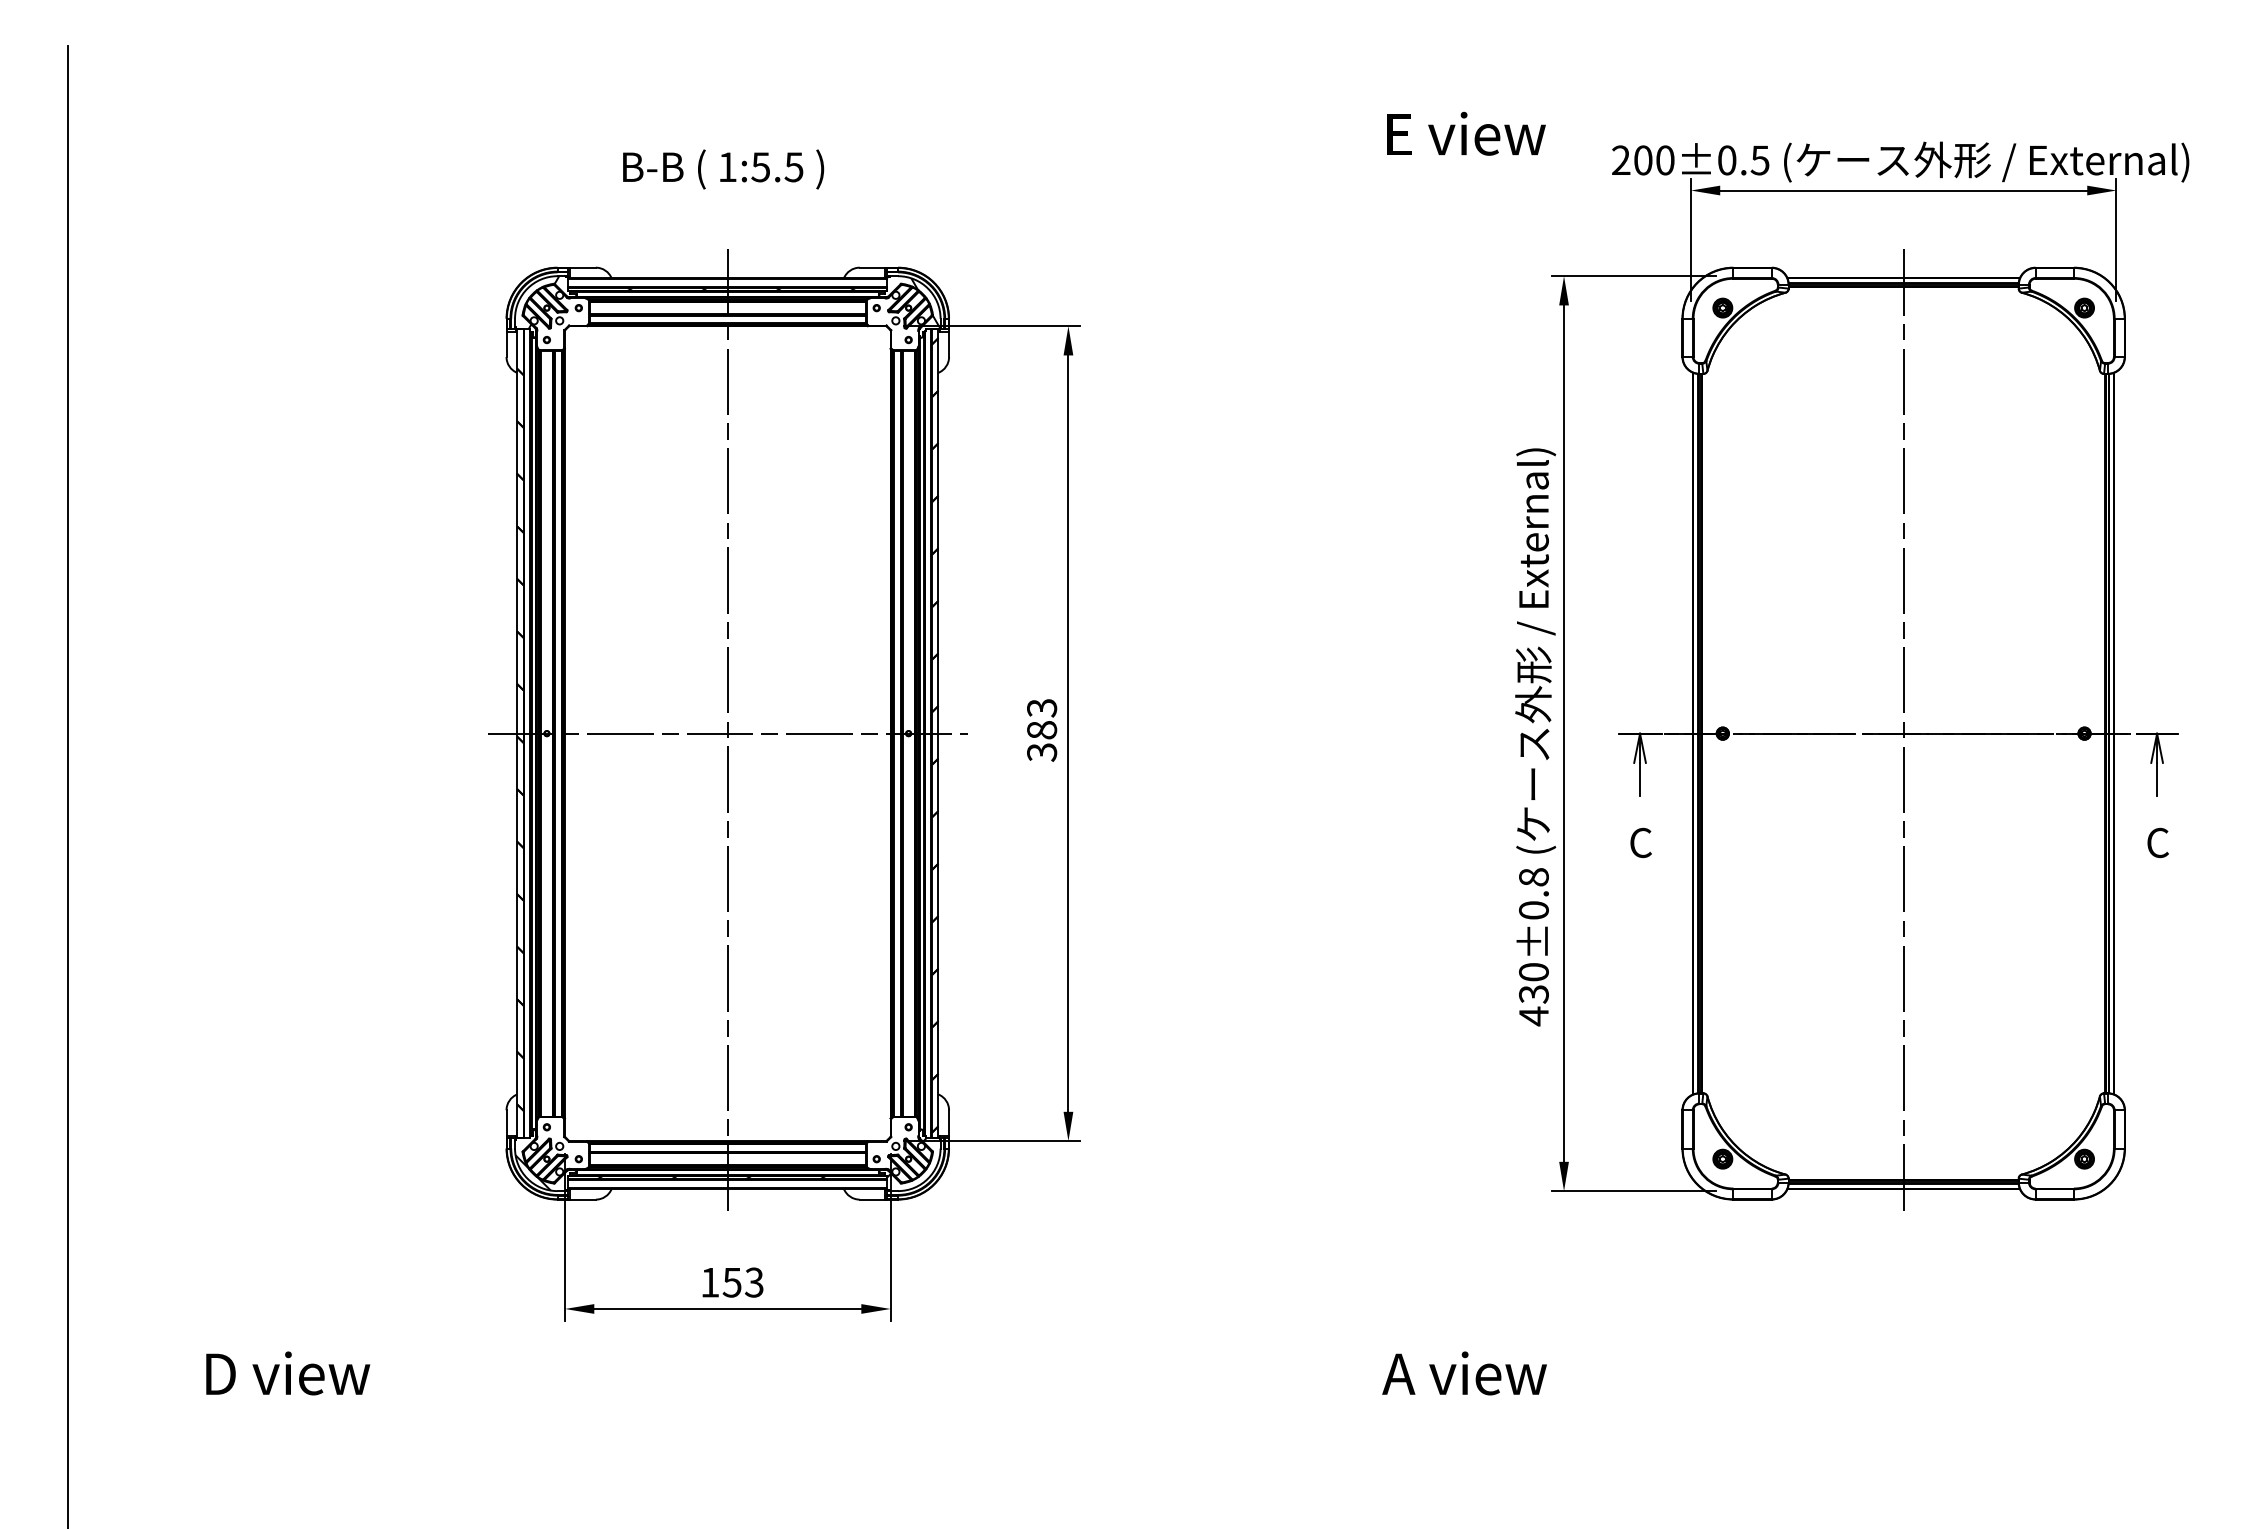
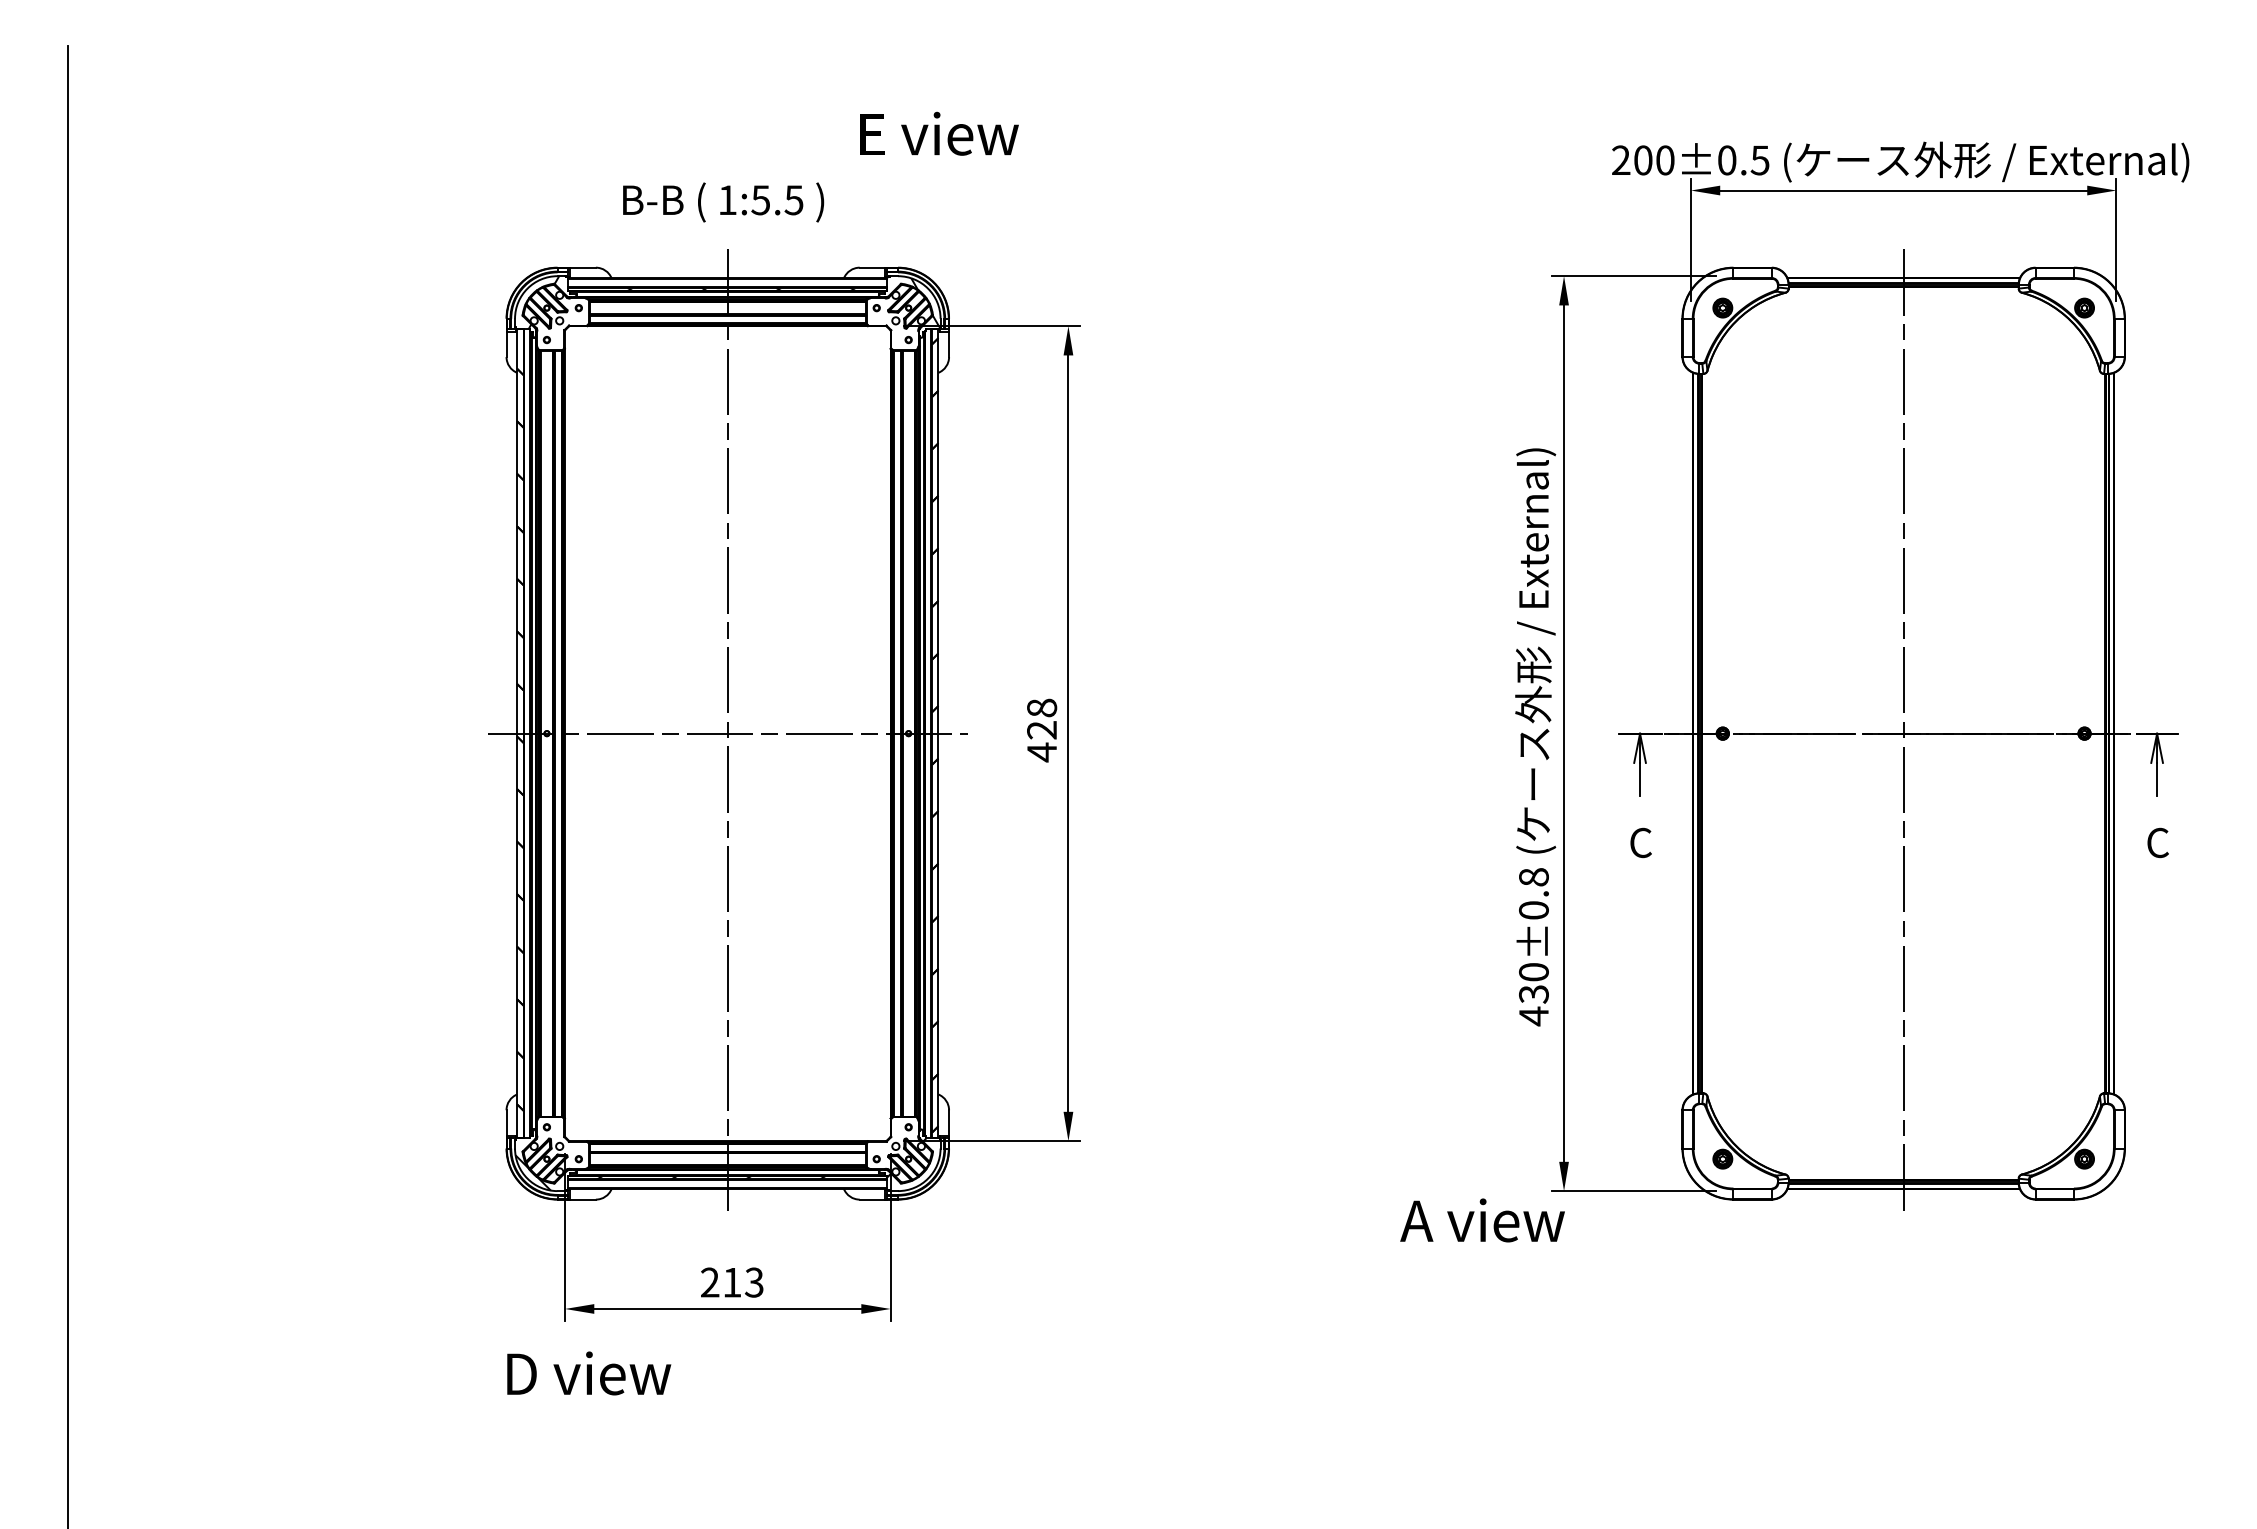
text position: (1466, 133) -> (939, 133) (939, 133)
text position: (723, 169) -> (723, 202) (723, 202)
text: 383 -> 428 (1042, 730)
text: 153 -> 213 (721, 1282)
text position: (288, 1373) -> (589, 1373) (589, 1373)
text position: (1464, 1373) -> (1482, 1220) (1482, 1220)
